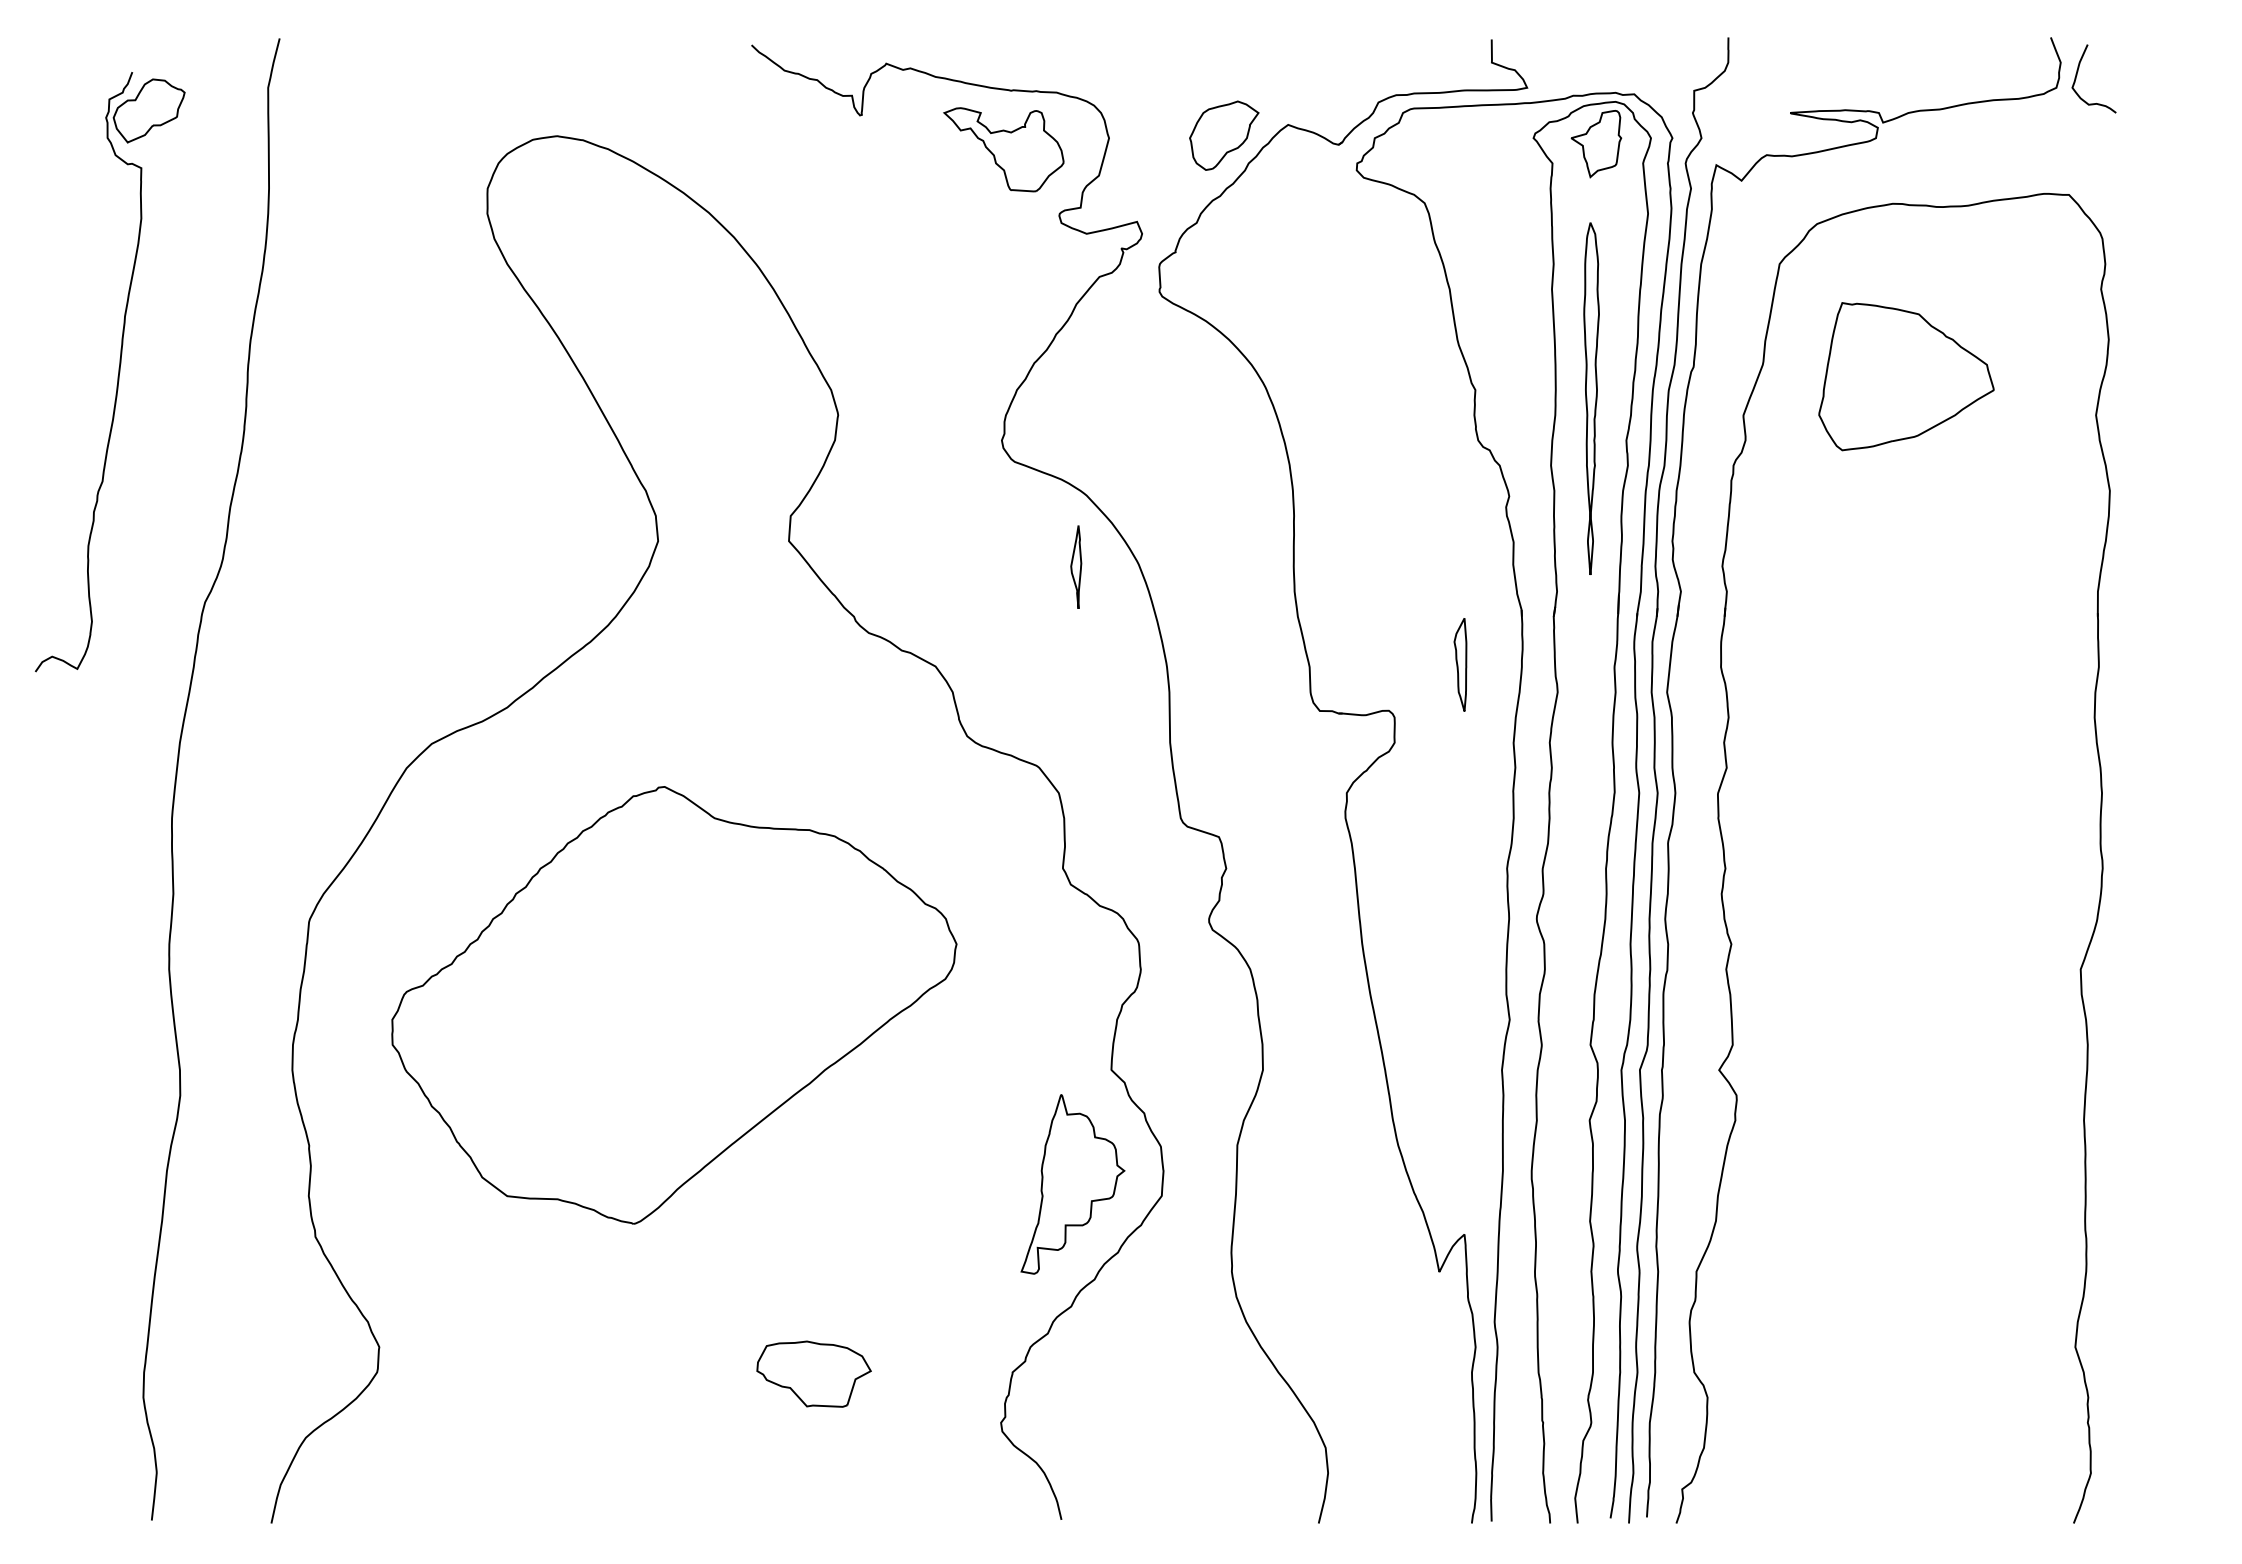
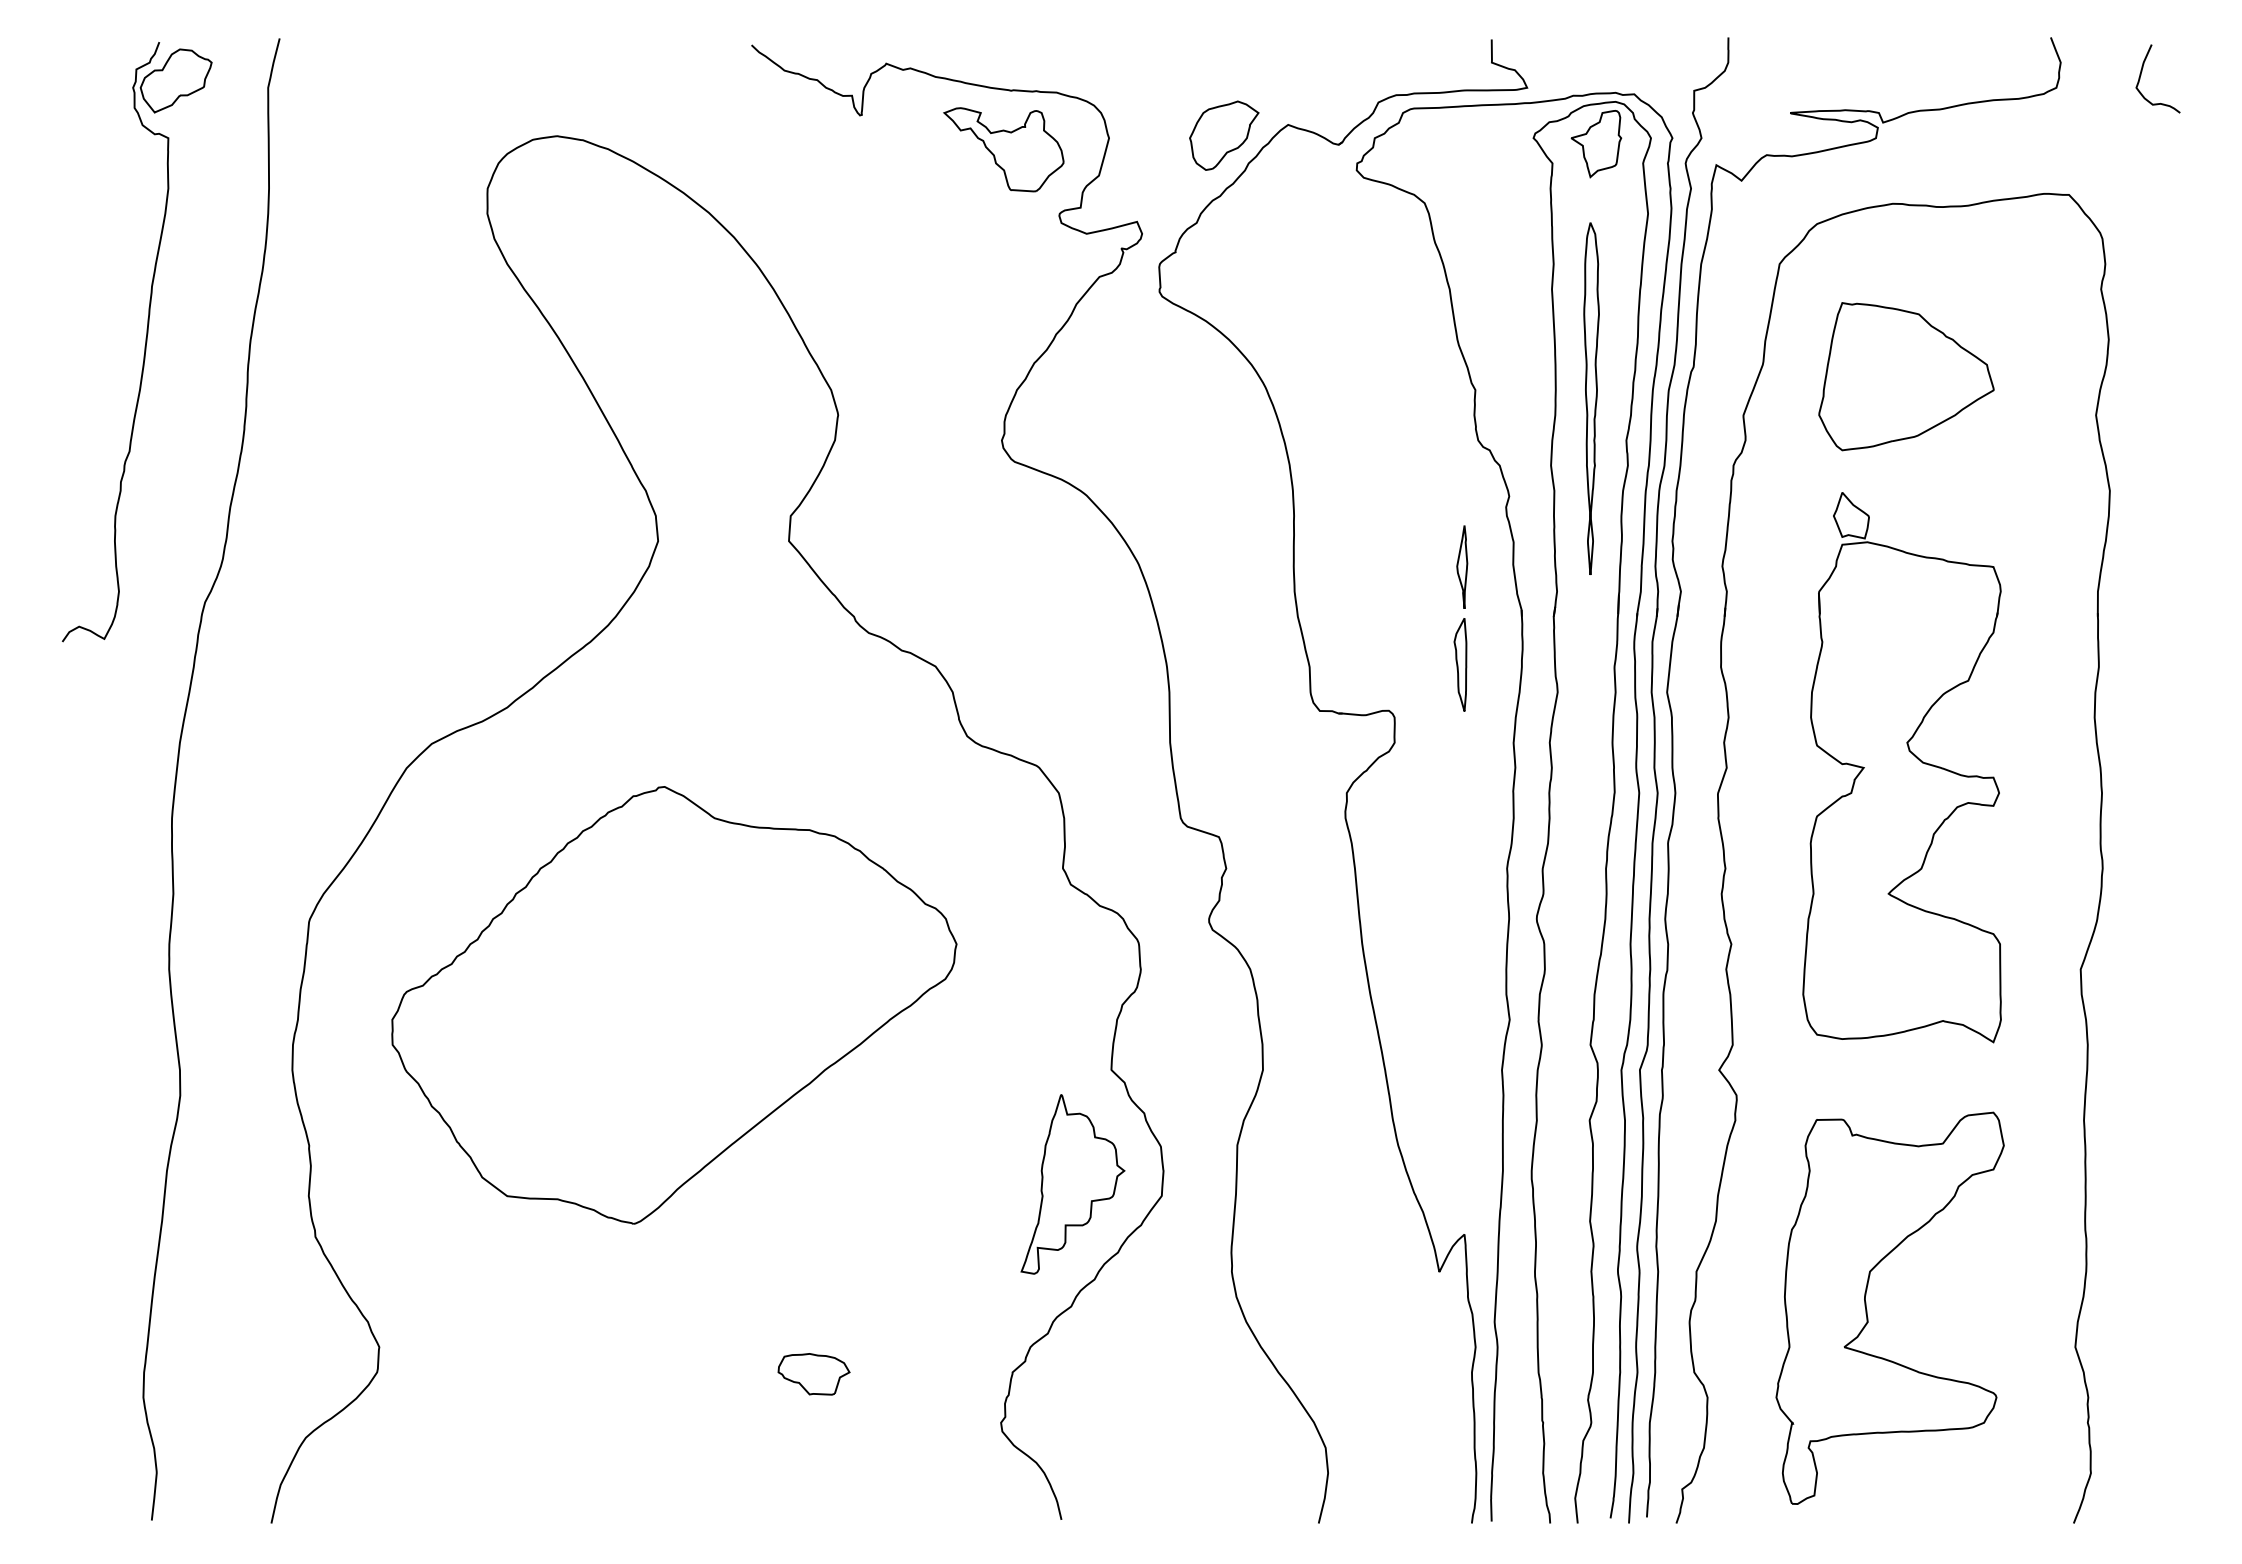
curve position: (2077, 75) -> (2141, 75) (2141, 75)
part position: (118, 372) -> (145, 342) (145, 342)
part position: (1076, 566) -> (1462, 566) (1462, 566)
part: none -> present (1901, 767)
part: none -> present (1867, 1309)
part size: 116x68 px -> 74x43 px (813, 1374)
